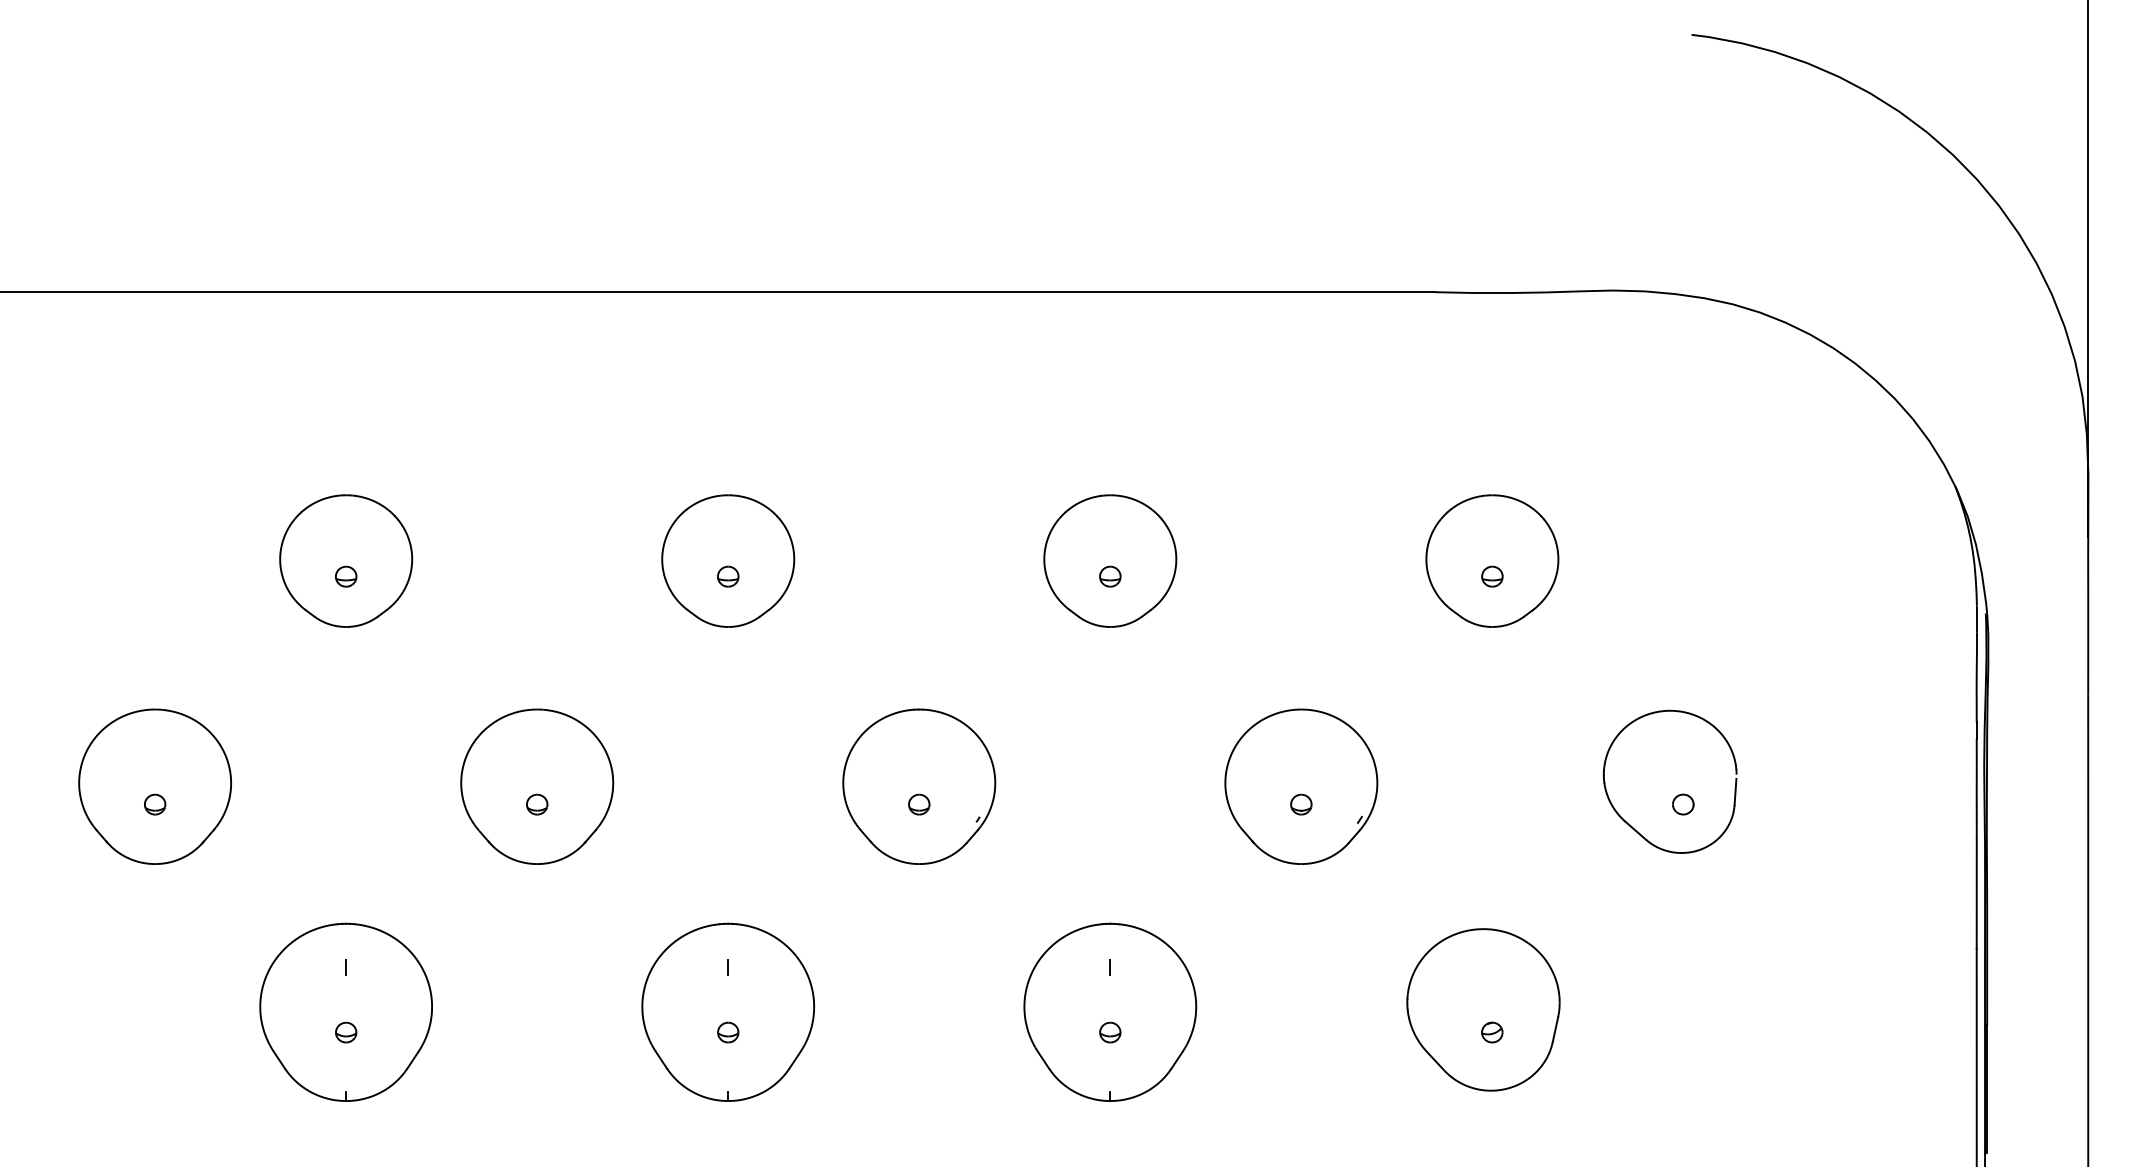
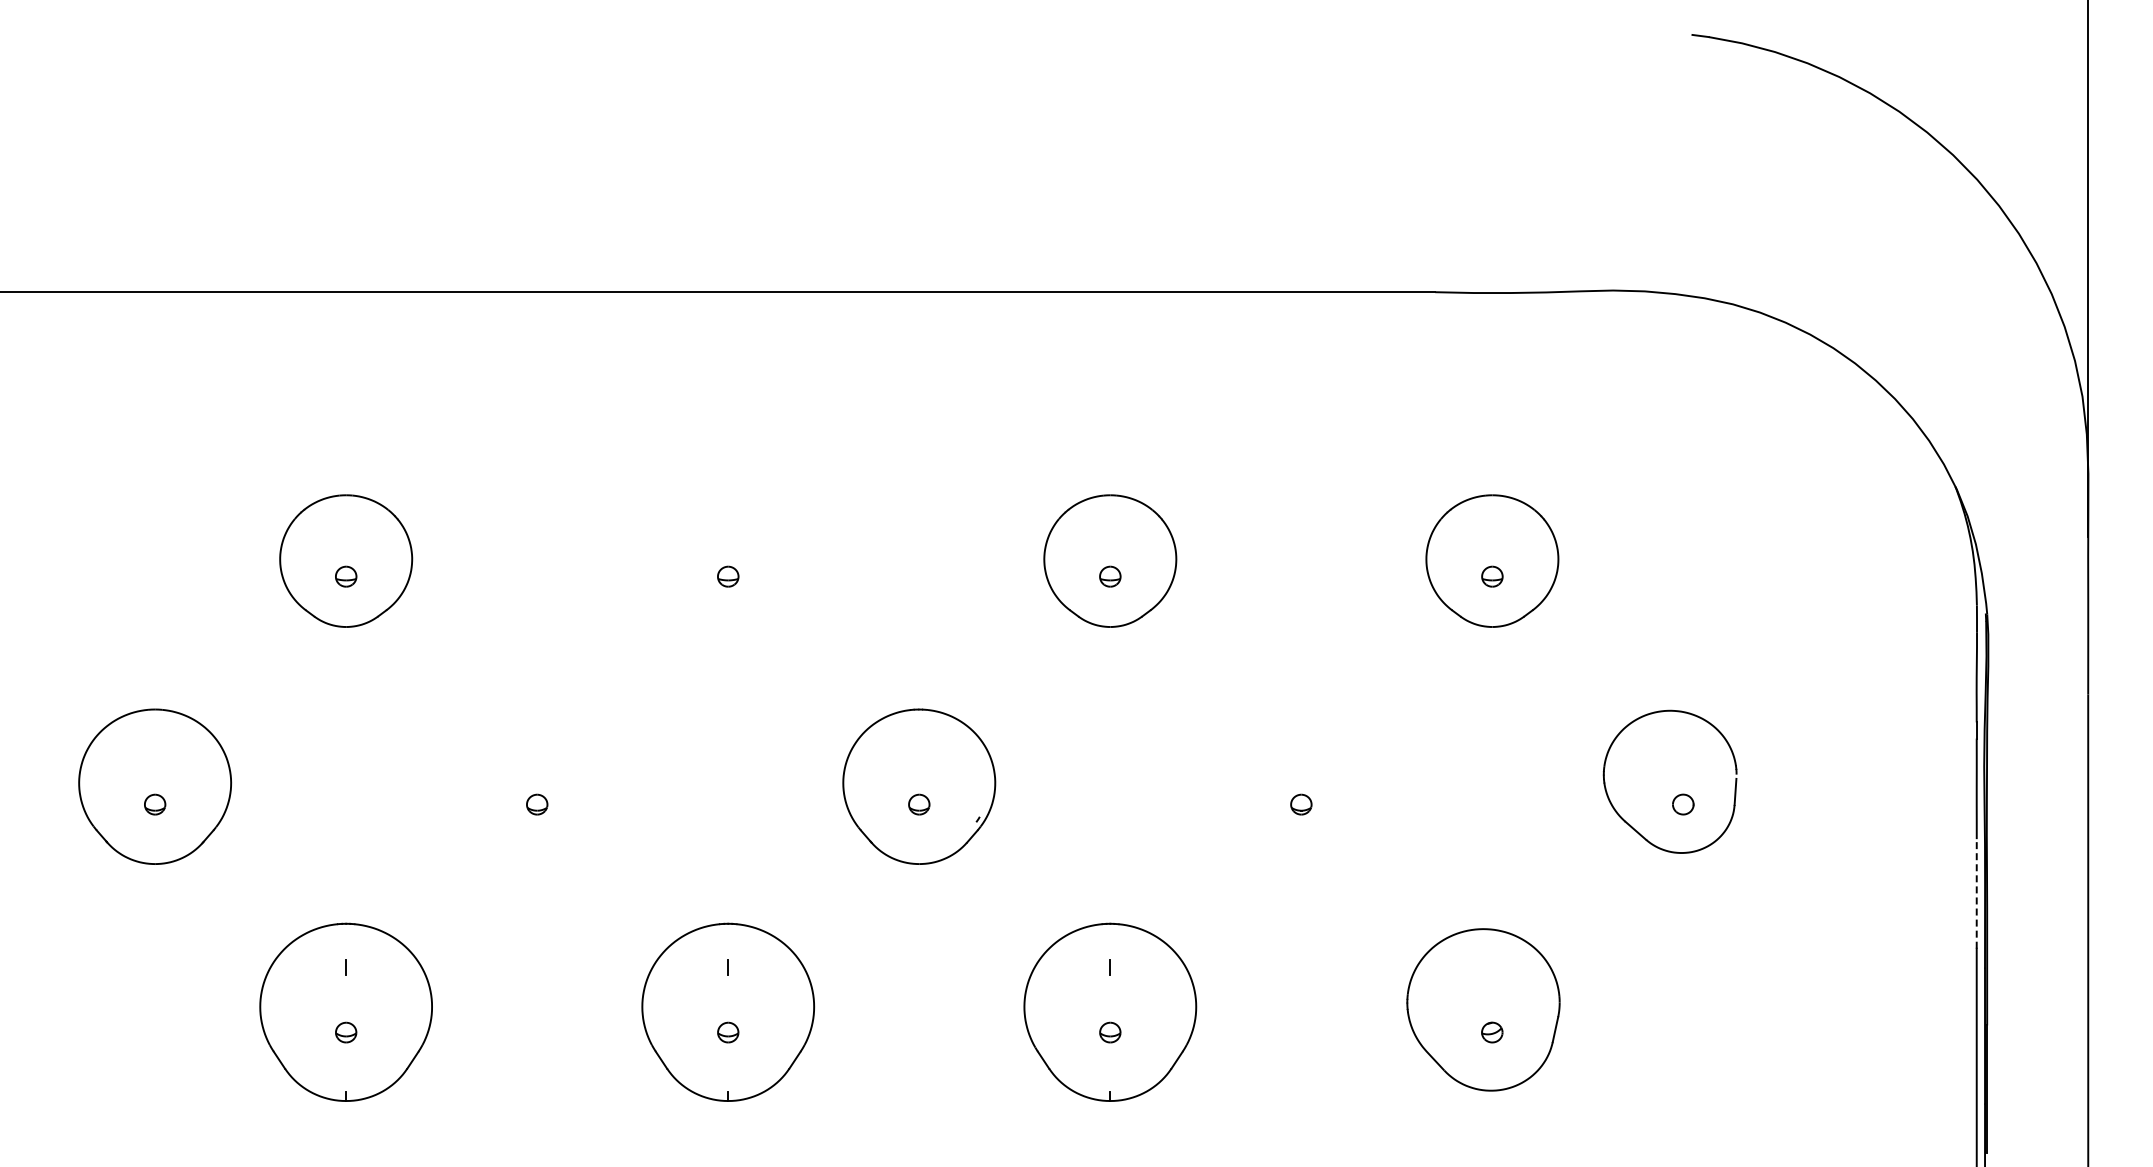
part: present -> none (728, 560)
part: present -> none (537, 786)
part: present -> none (1301, 786)
line: solid -> dashed (1976, 893)
